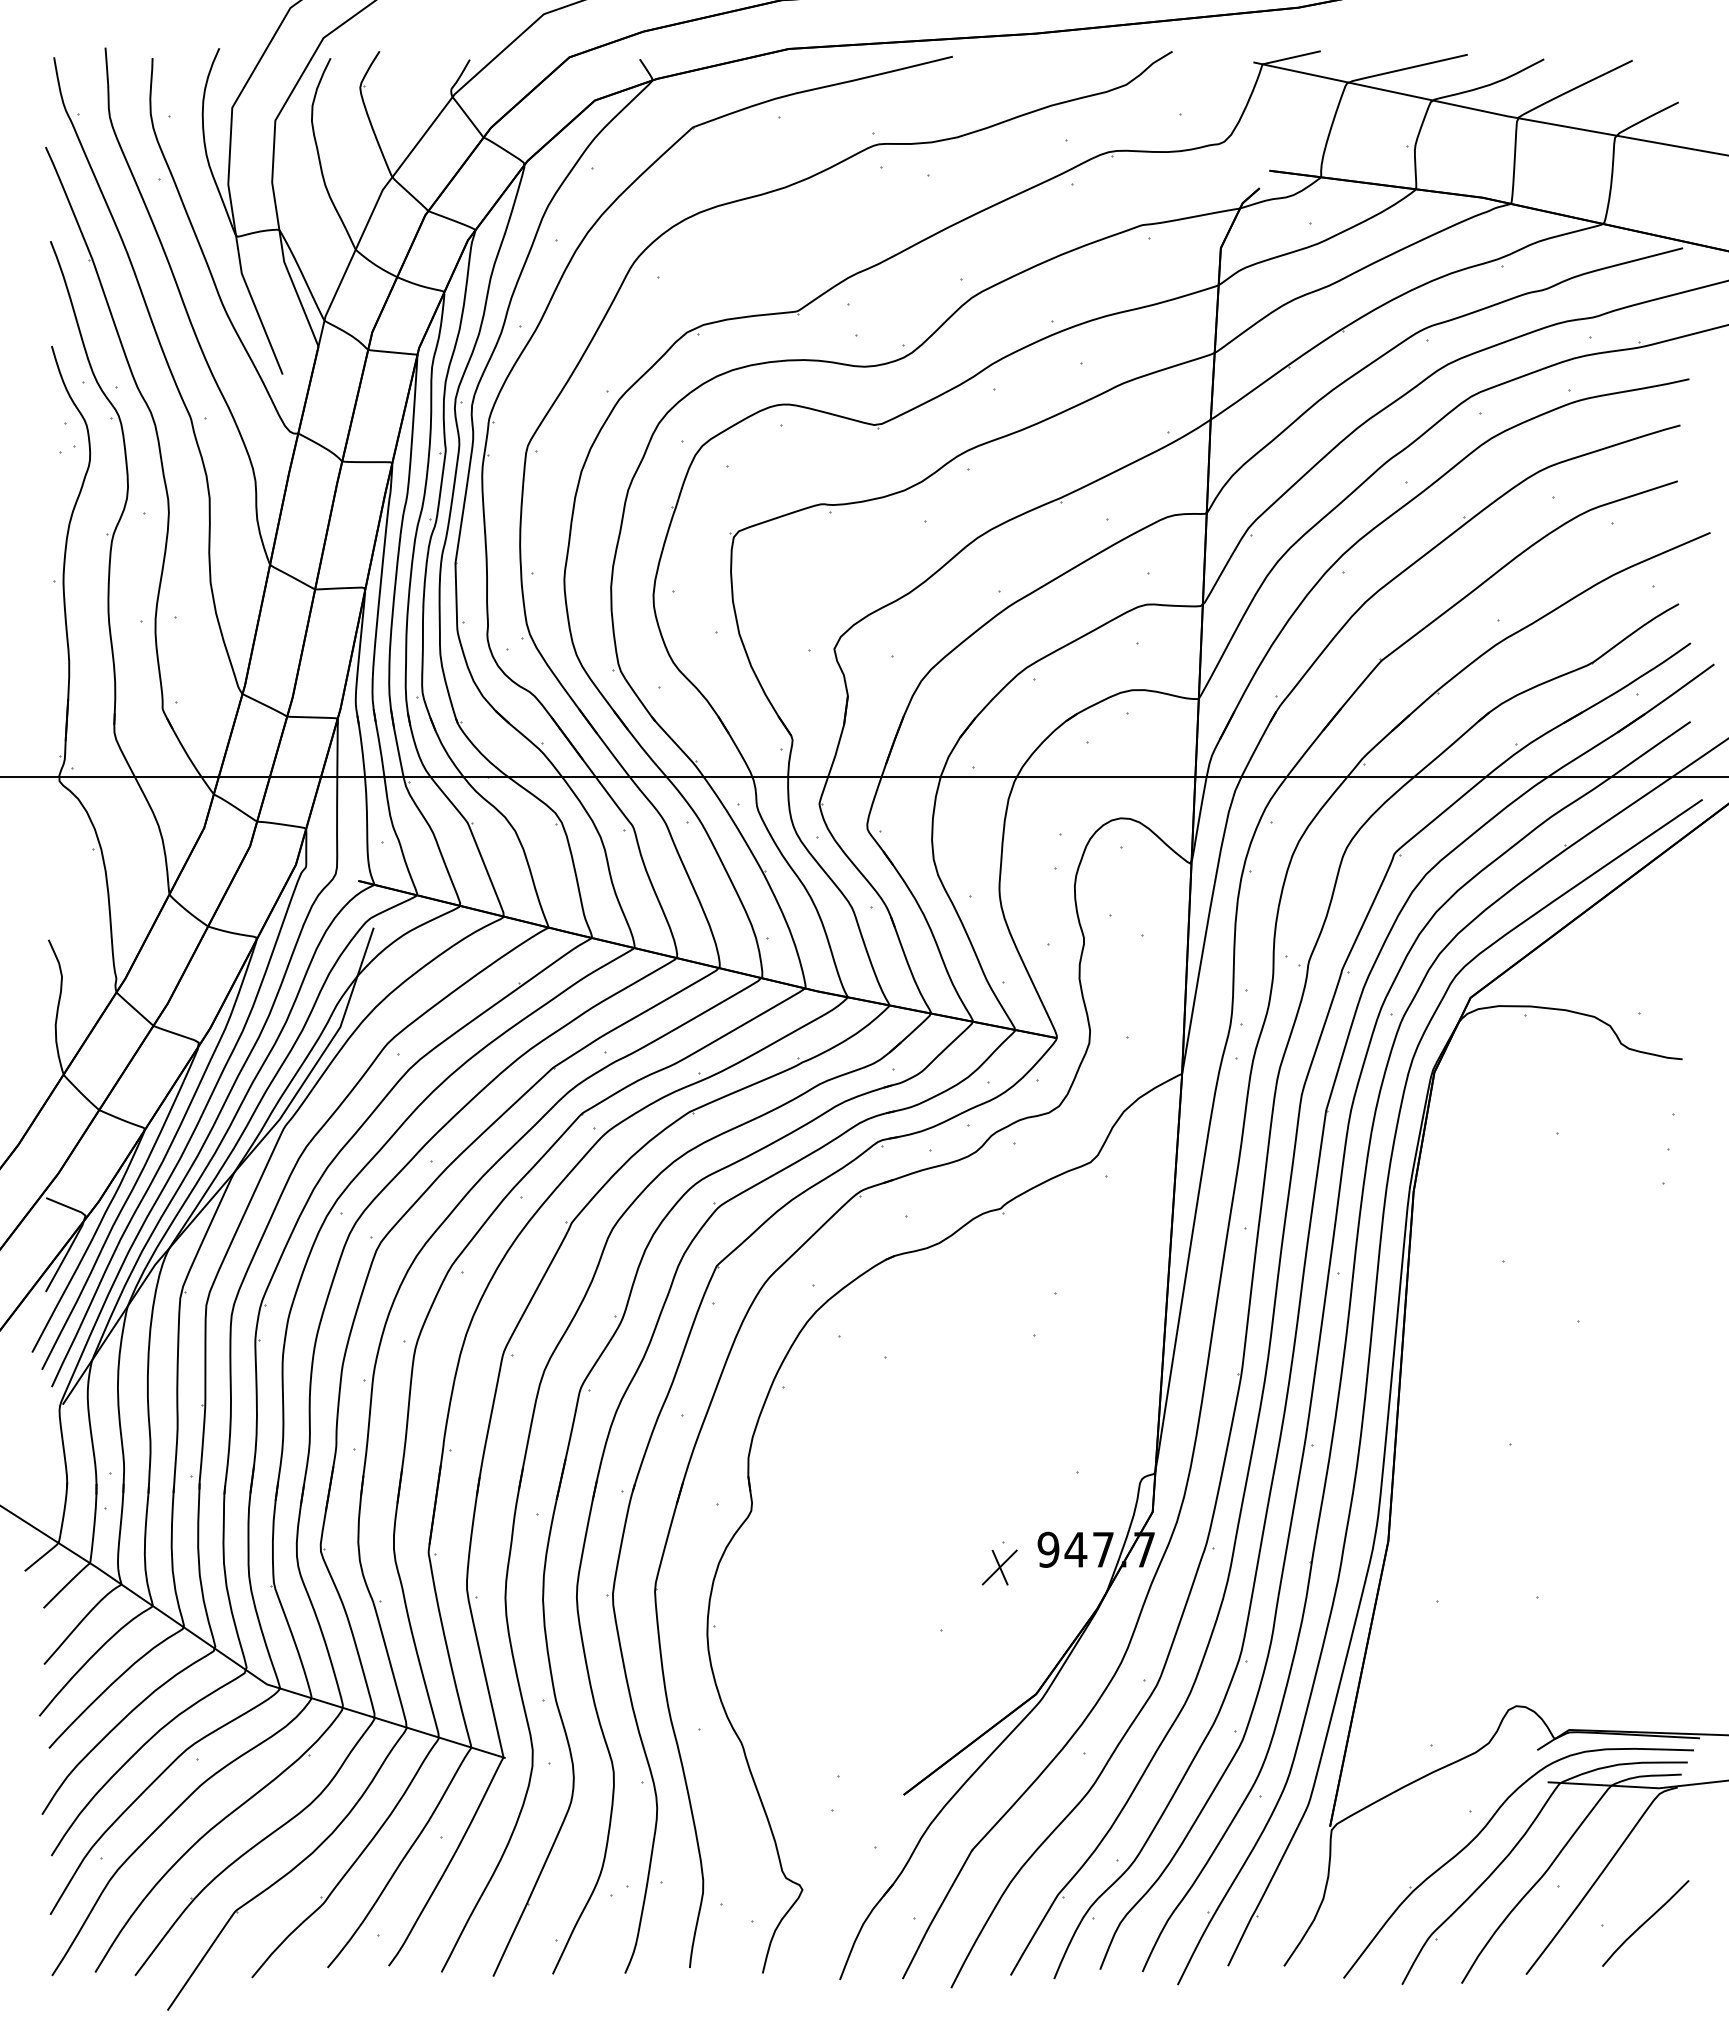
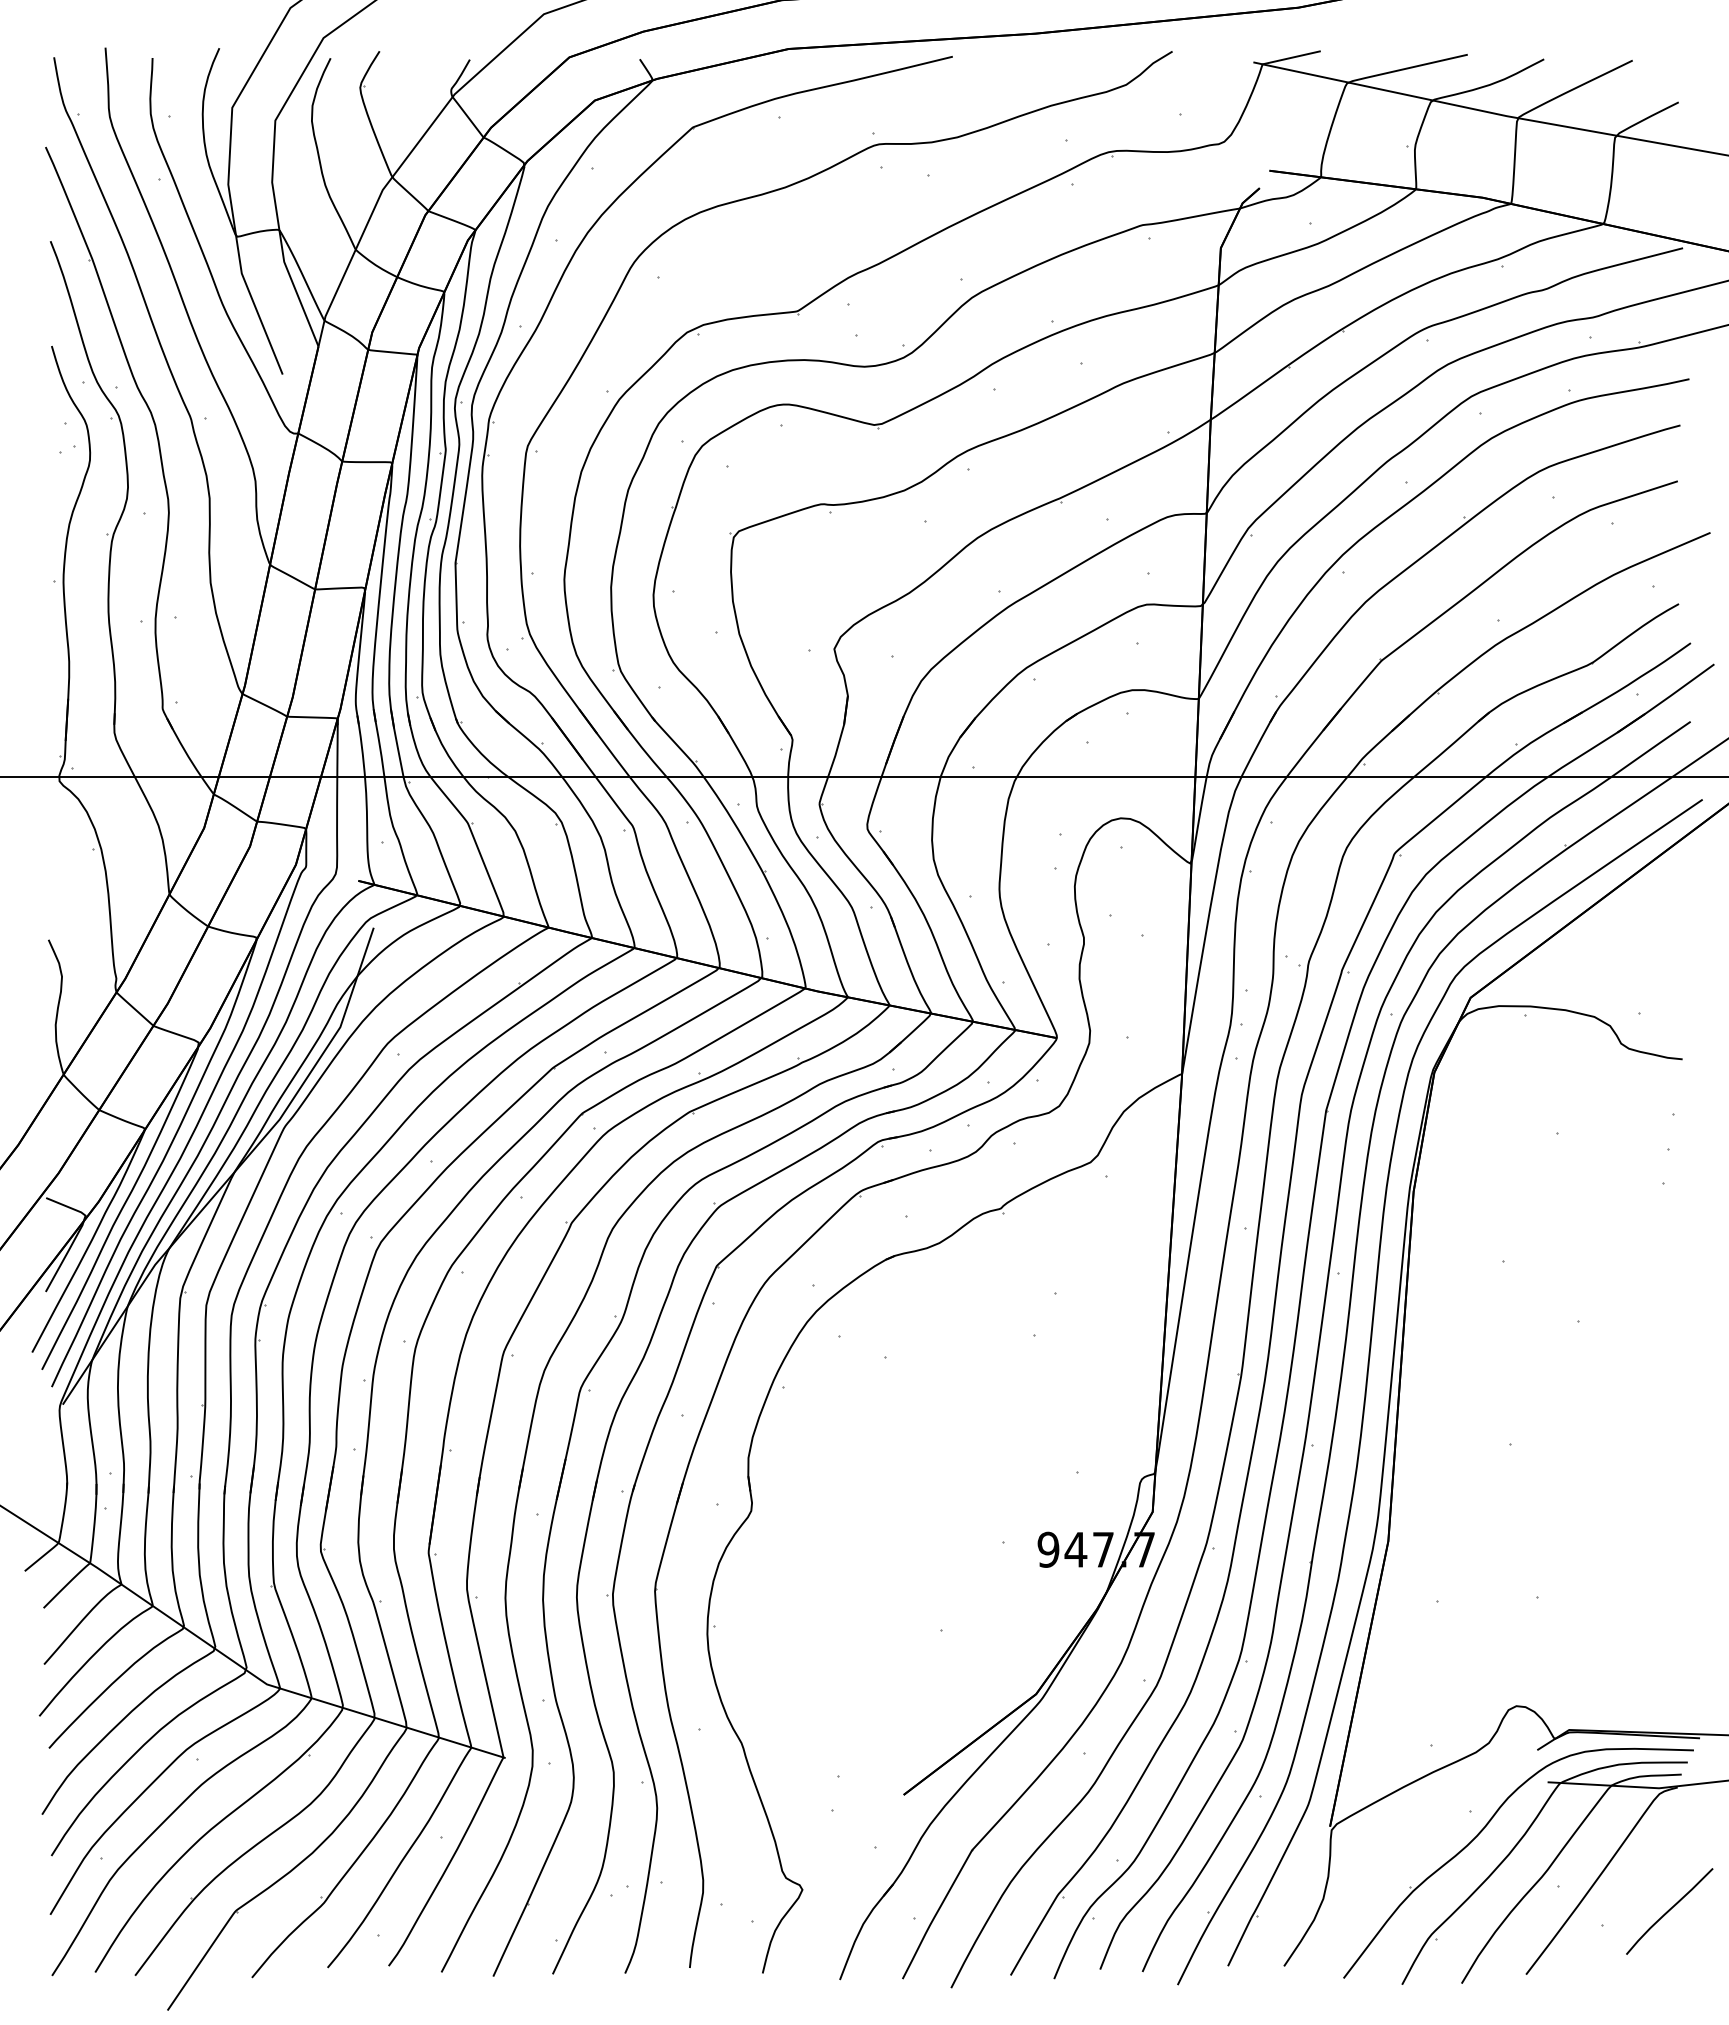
part: present -> none (999, 1567)
curve position: (1645, 1923) -> (1669, 1911) (1669, 1911)
